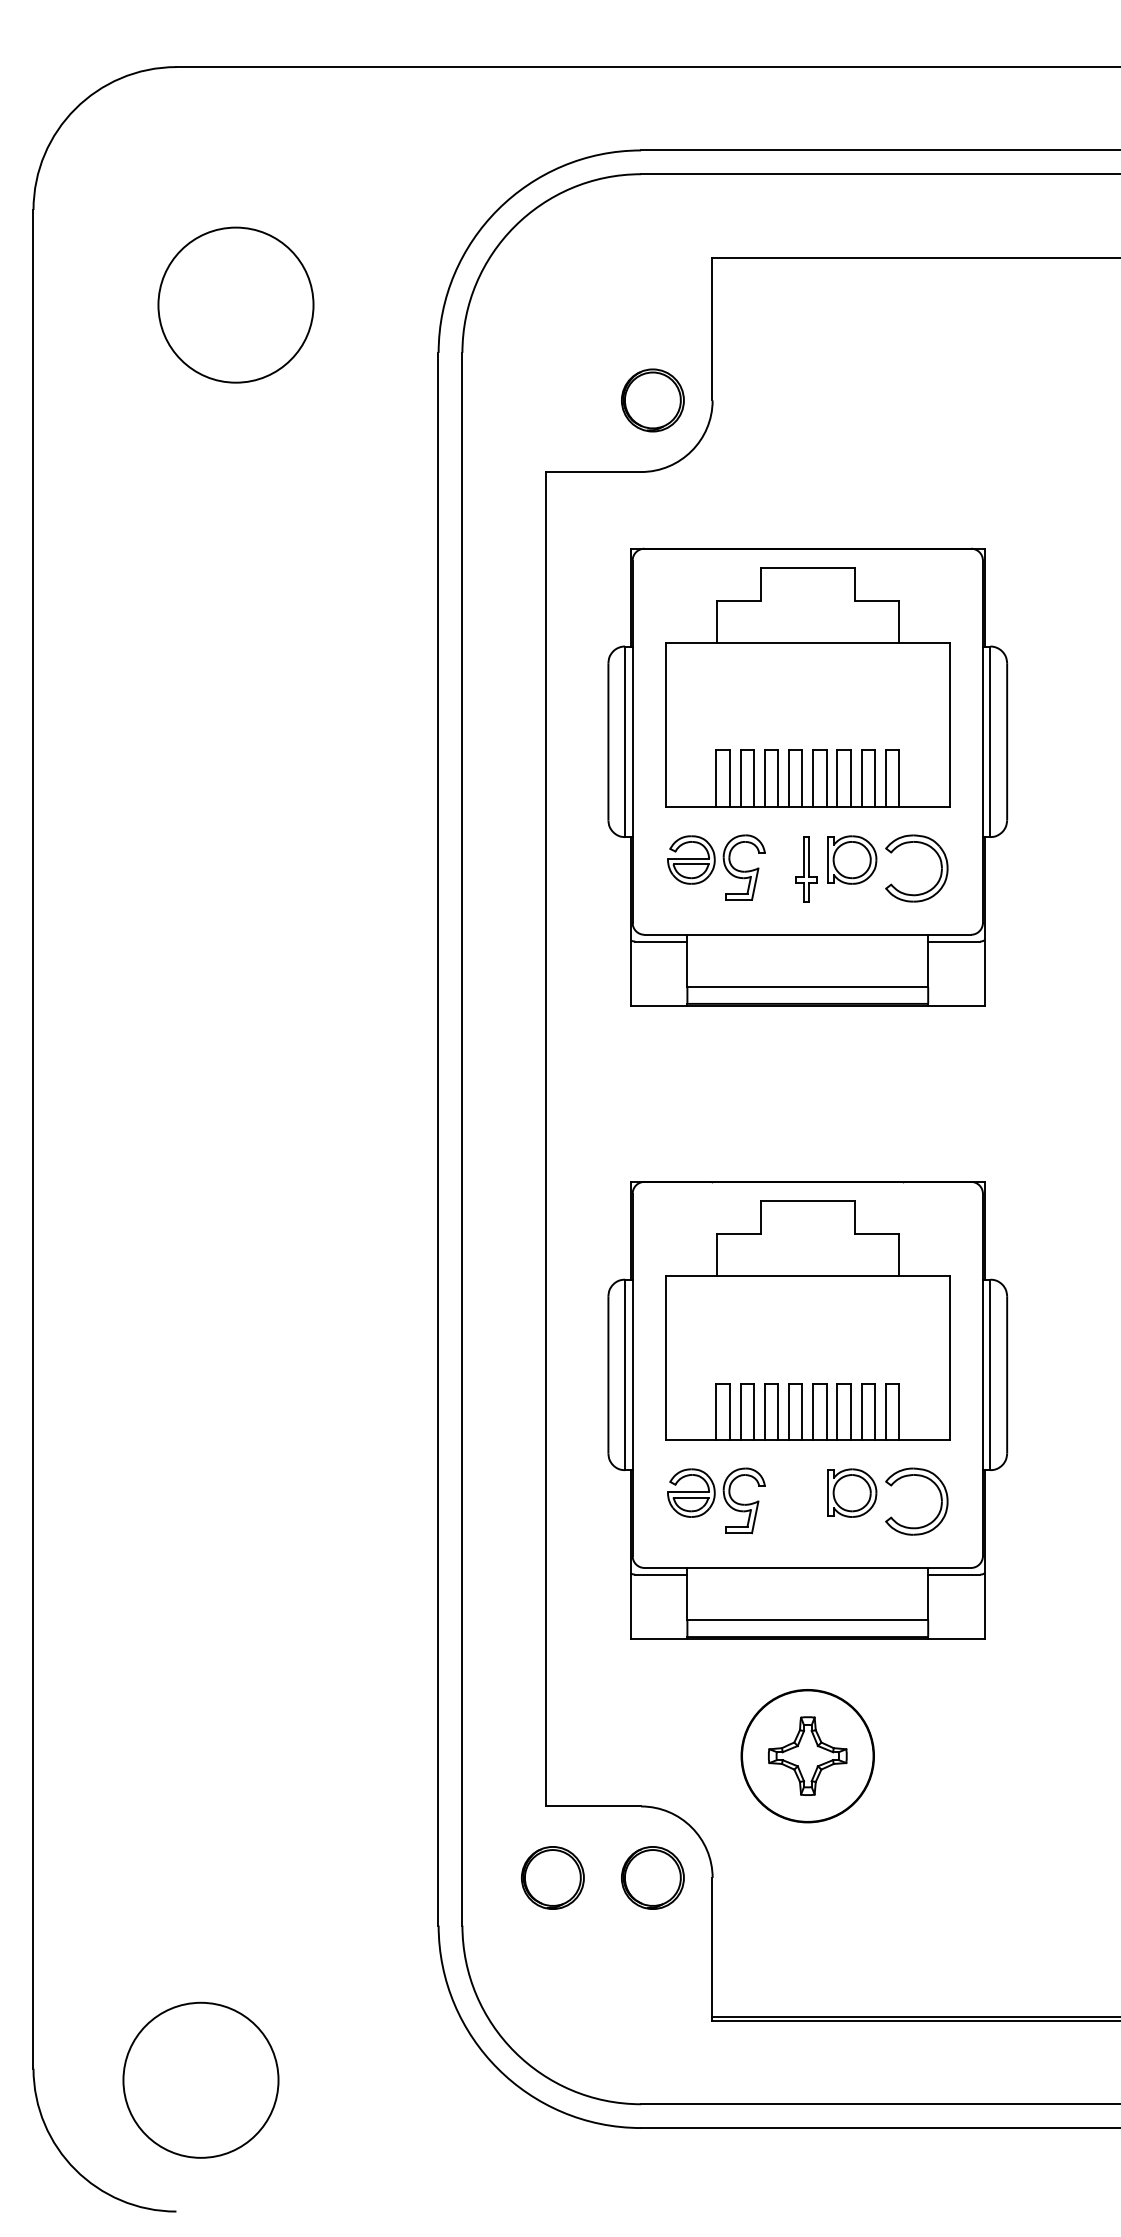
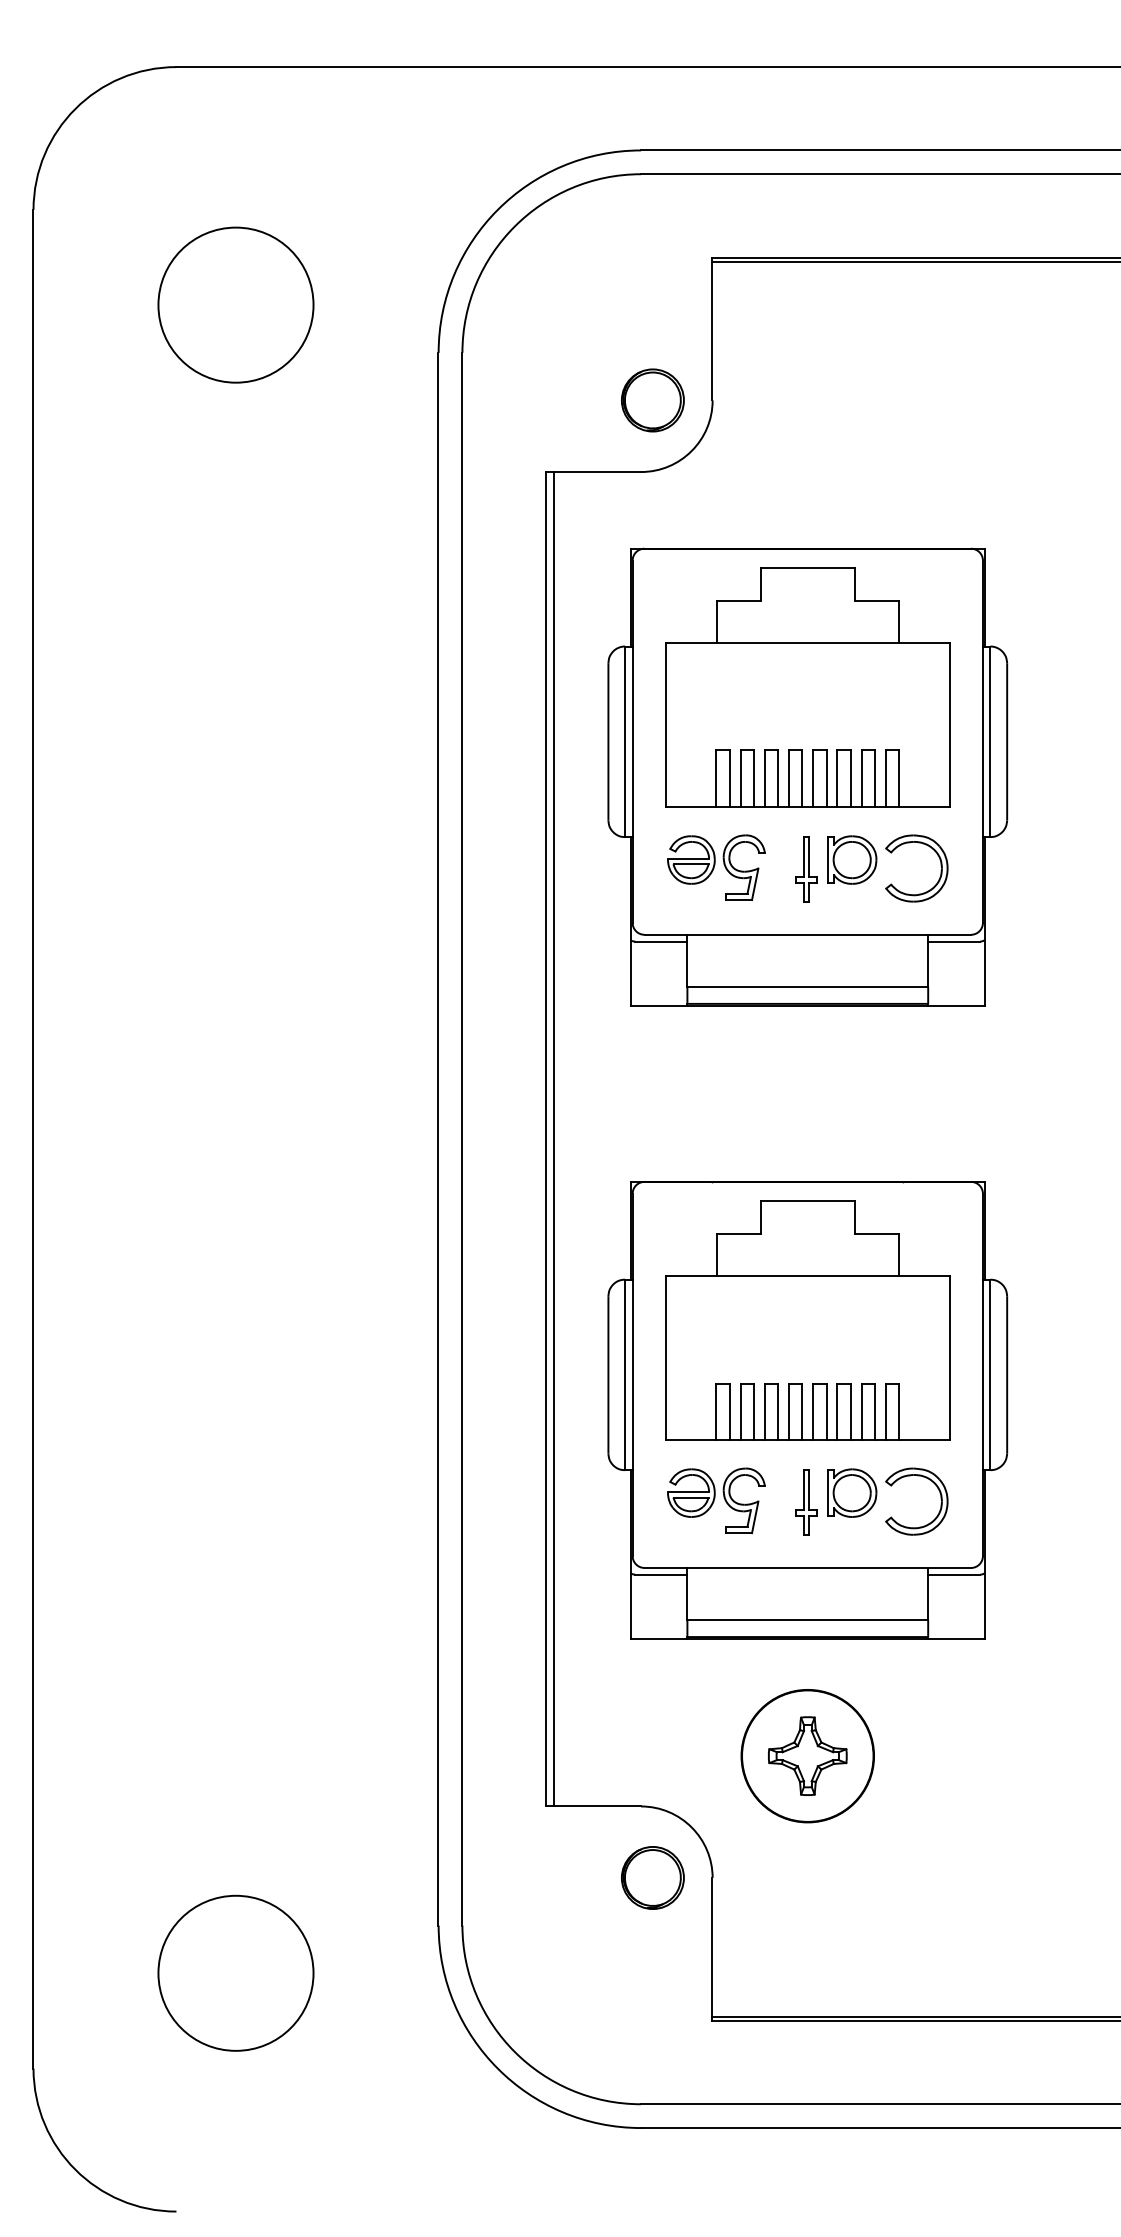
line: none -> present (914, 261)
line: none -> present (553, 1139)
part: none -> present (806, 1502)
part: present -> none (552, 1877)
circle position: (200, 2079) -> (235, 1972) (235, 1972)
